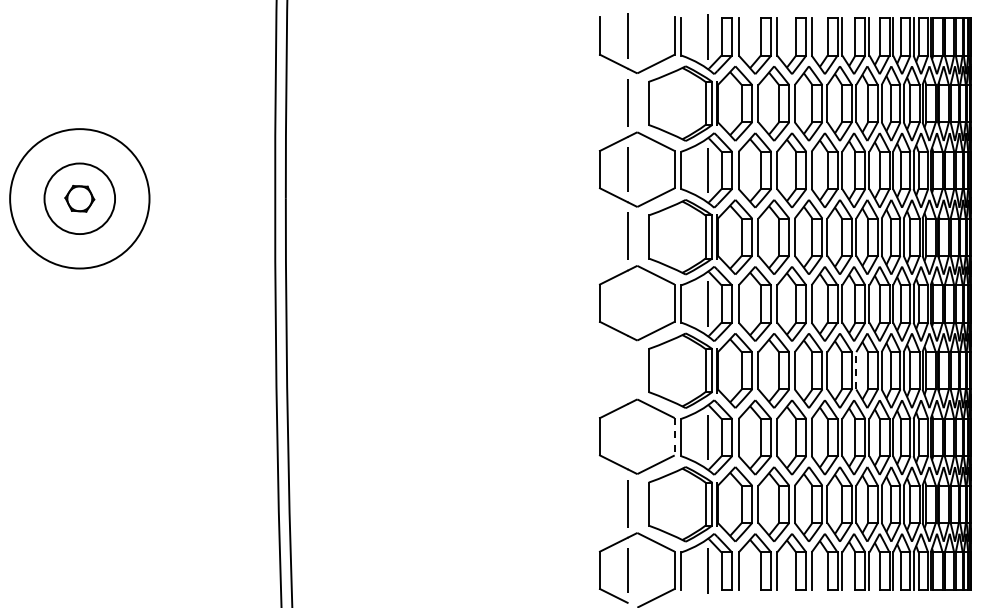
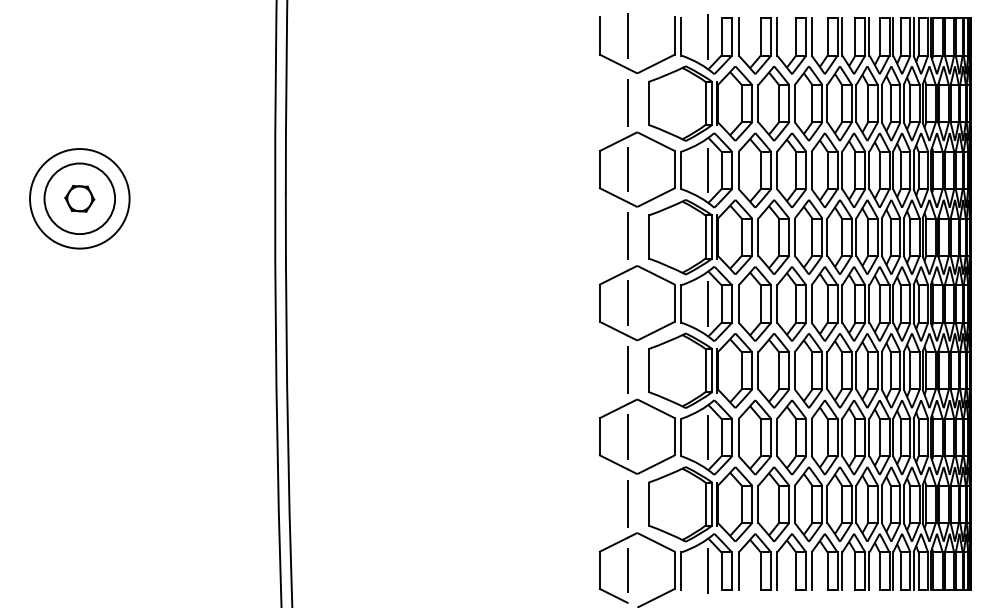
circle diameter: 139 px -> 100 px (79, 198)
line: none -> present (627, 302)
line: none -> present (627, 369)
line: dashed -> solid (856, 370)
line: none -> present (627, 436)
line: dashed -> solid (674, 436)
